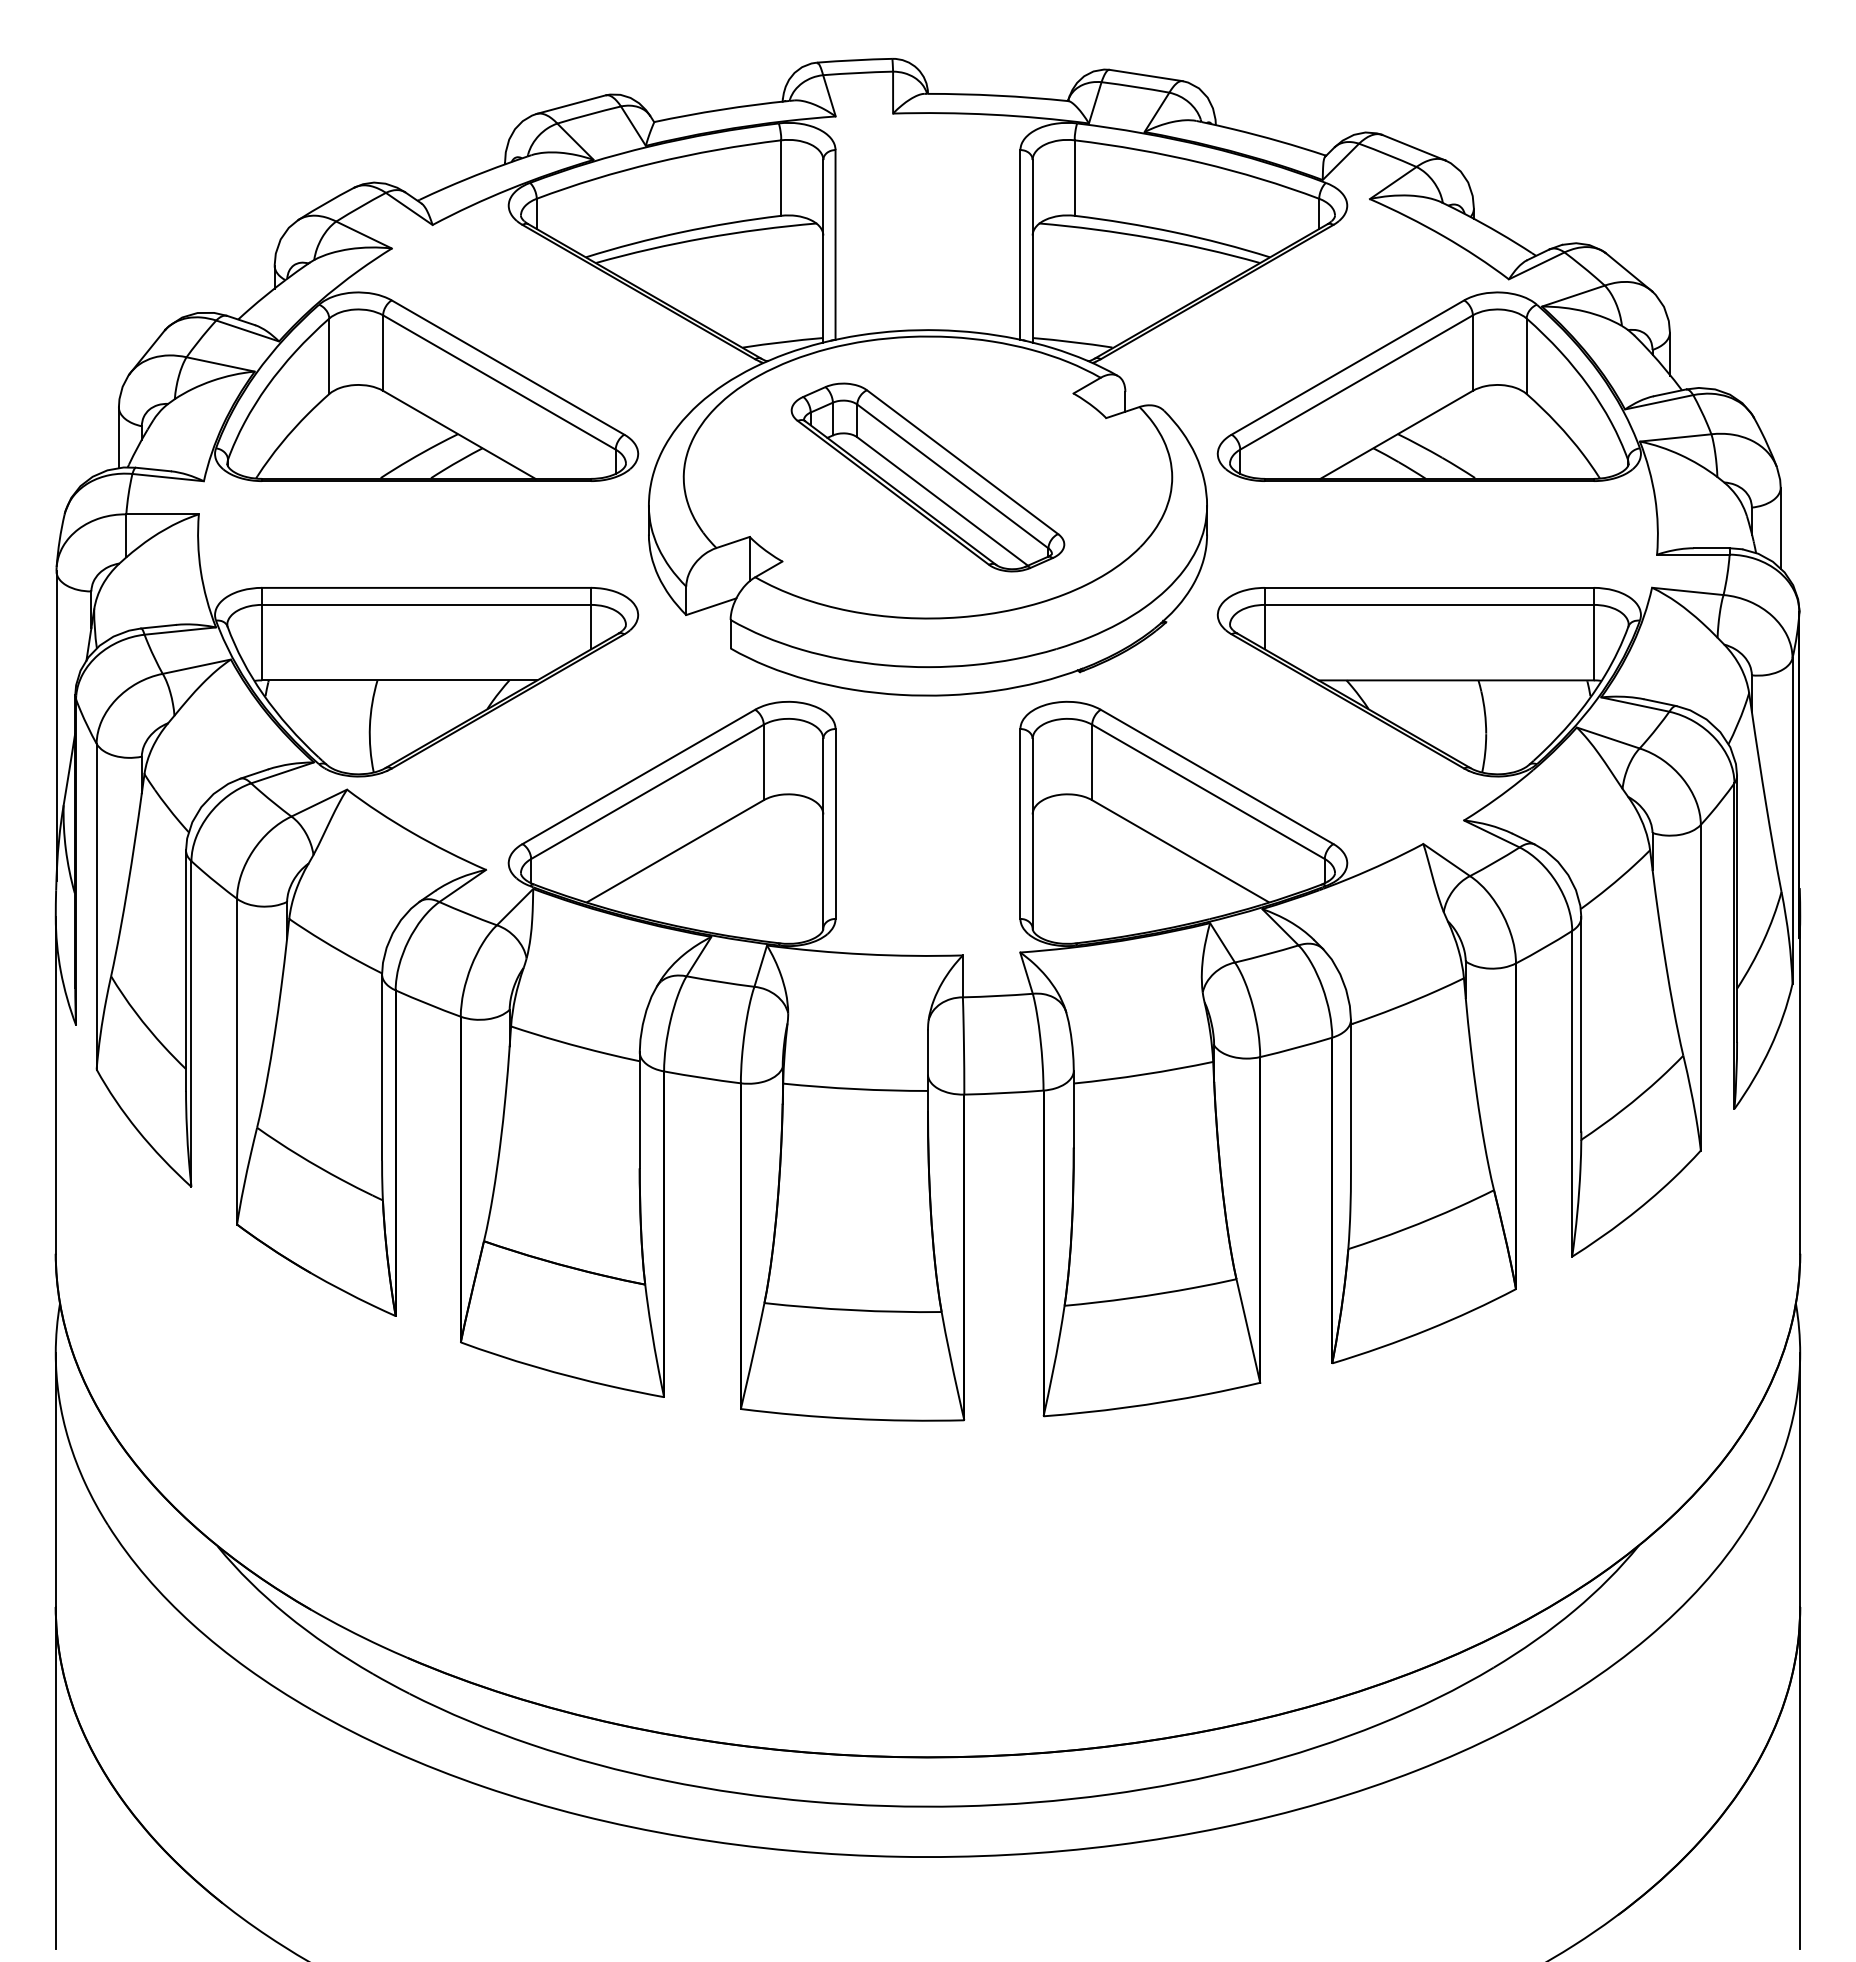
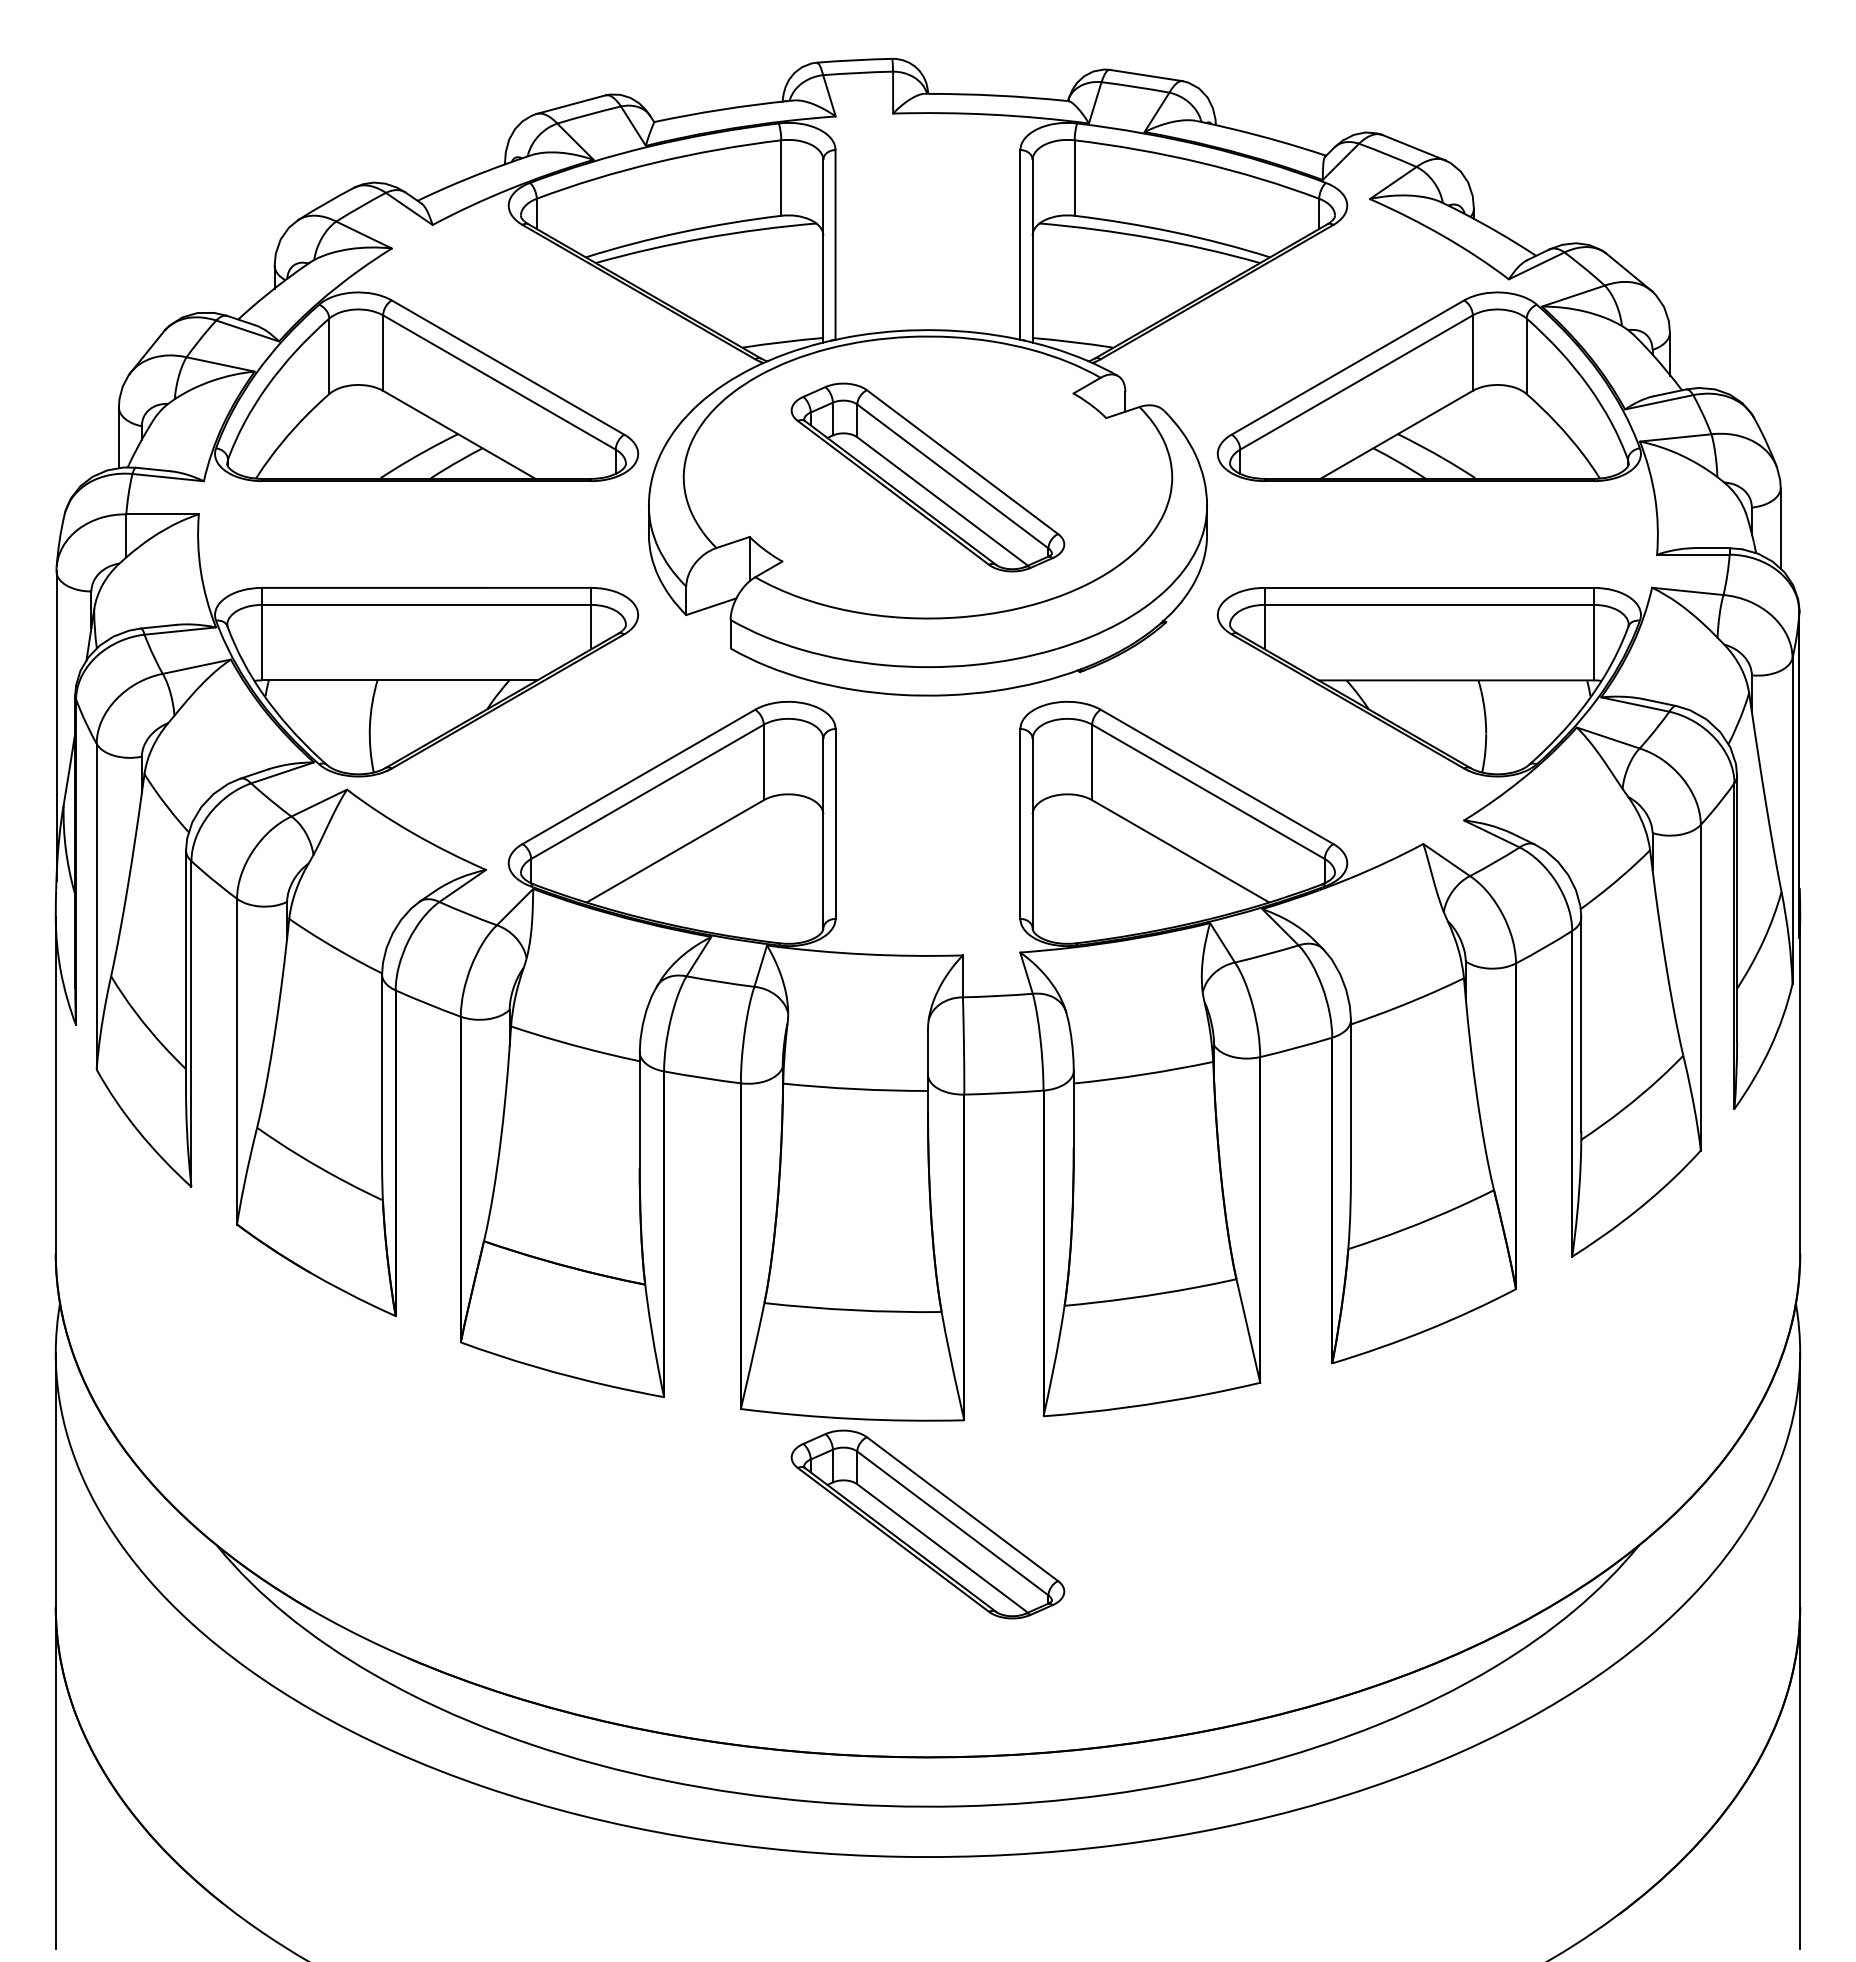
part: none -> present (927, 1524)
